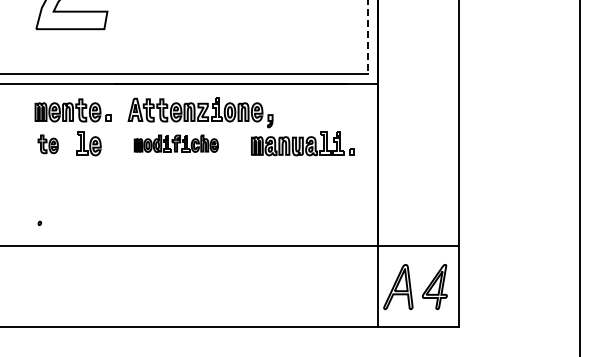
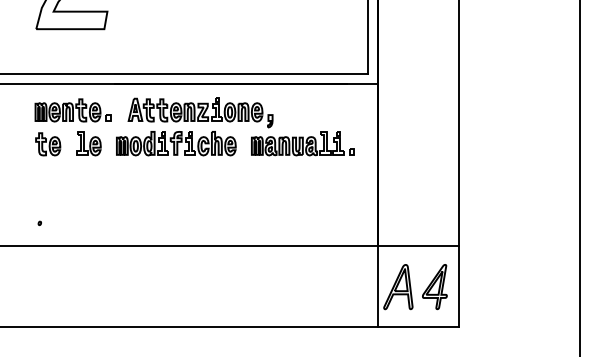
line: dashed -> solid (367, 37)
part size: 86x19 px -> 121x26 px (176, 143)
part size: 22x21 px -> 27x25 px (48, 144)
